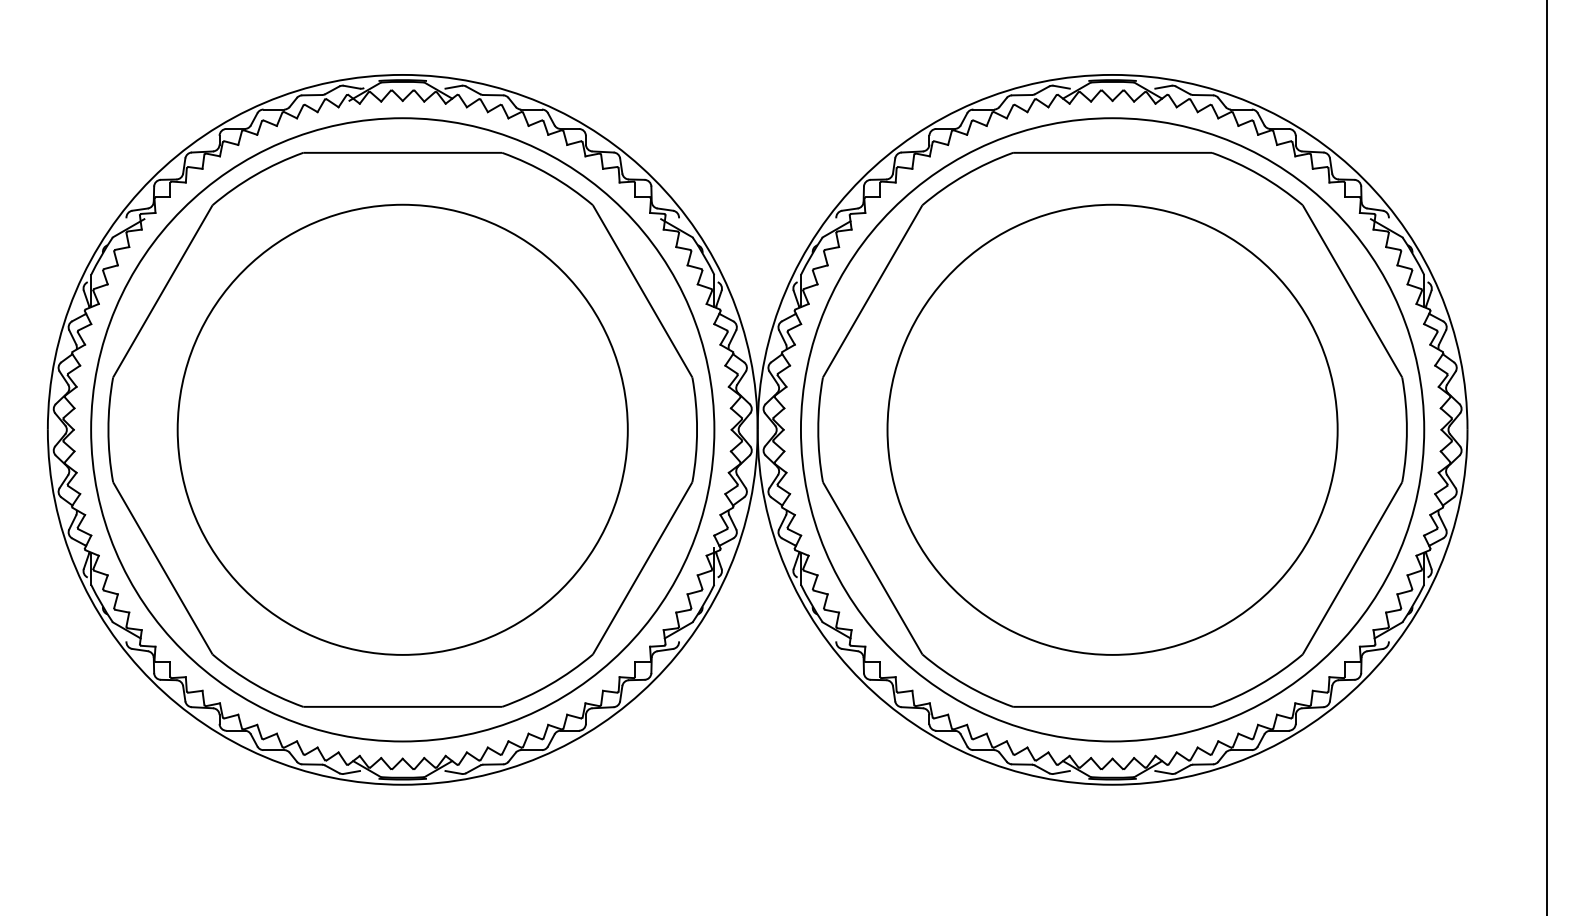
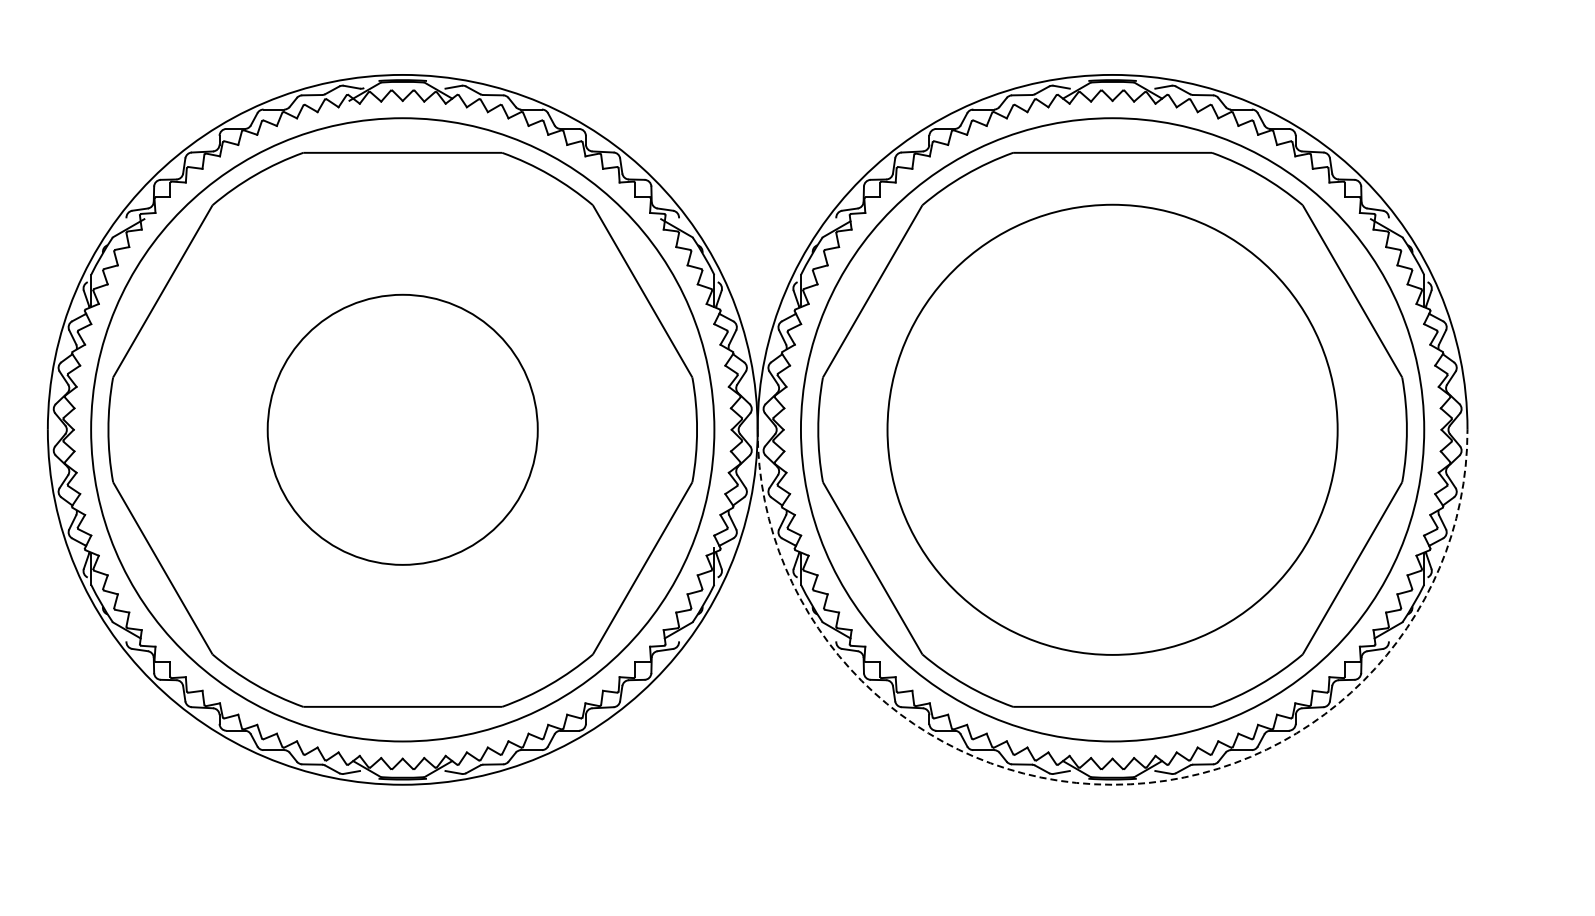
circle diameter: 450 px -> 270 px (402, 429)
line: present -> none (1547, 457)
arc: solid -> dashed (1112, 784)
